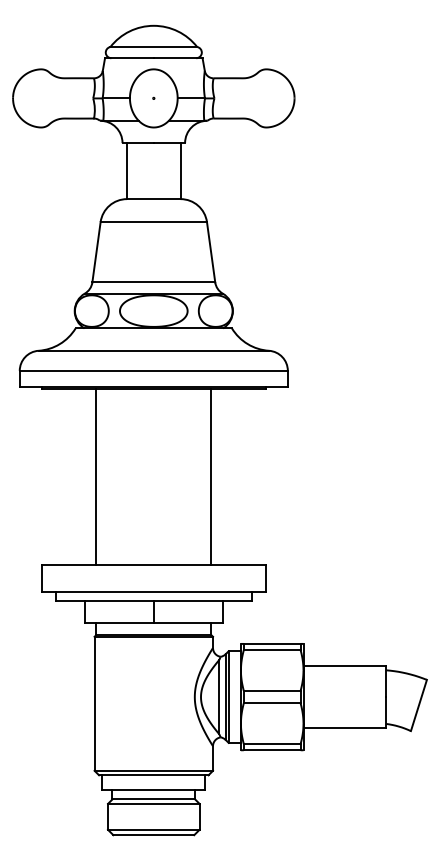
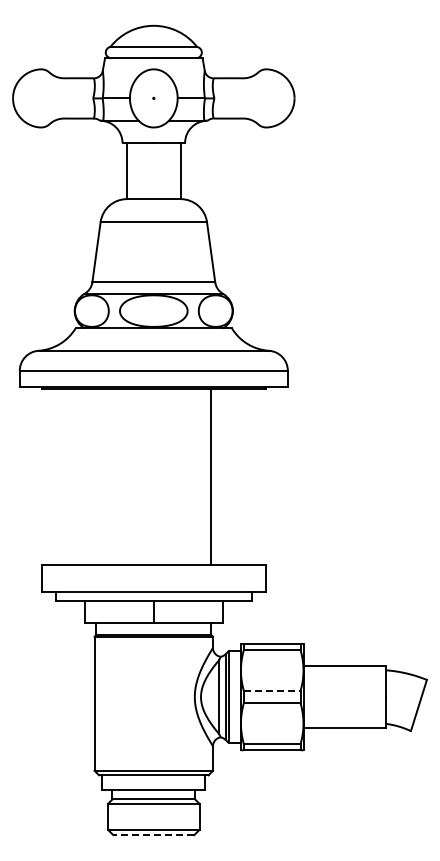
line: present -> none (96, 476)
line: solid -> dashed (272, 690)
line: solid -> dashed (153, 835)
